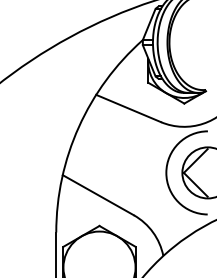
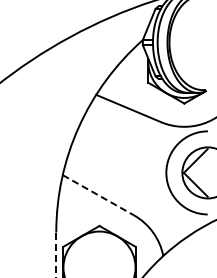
line: solid -> dashed (98, 195)
line: solid -> dashed (56, 255)
